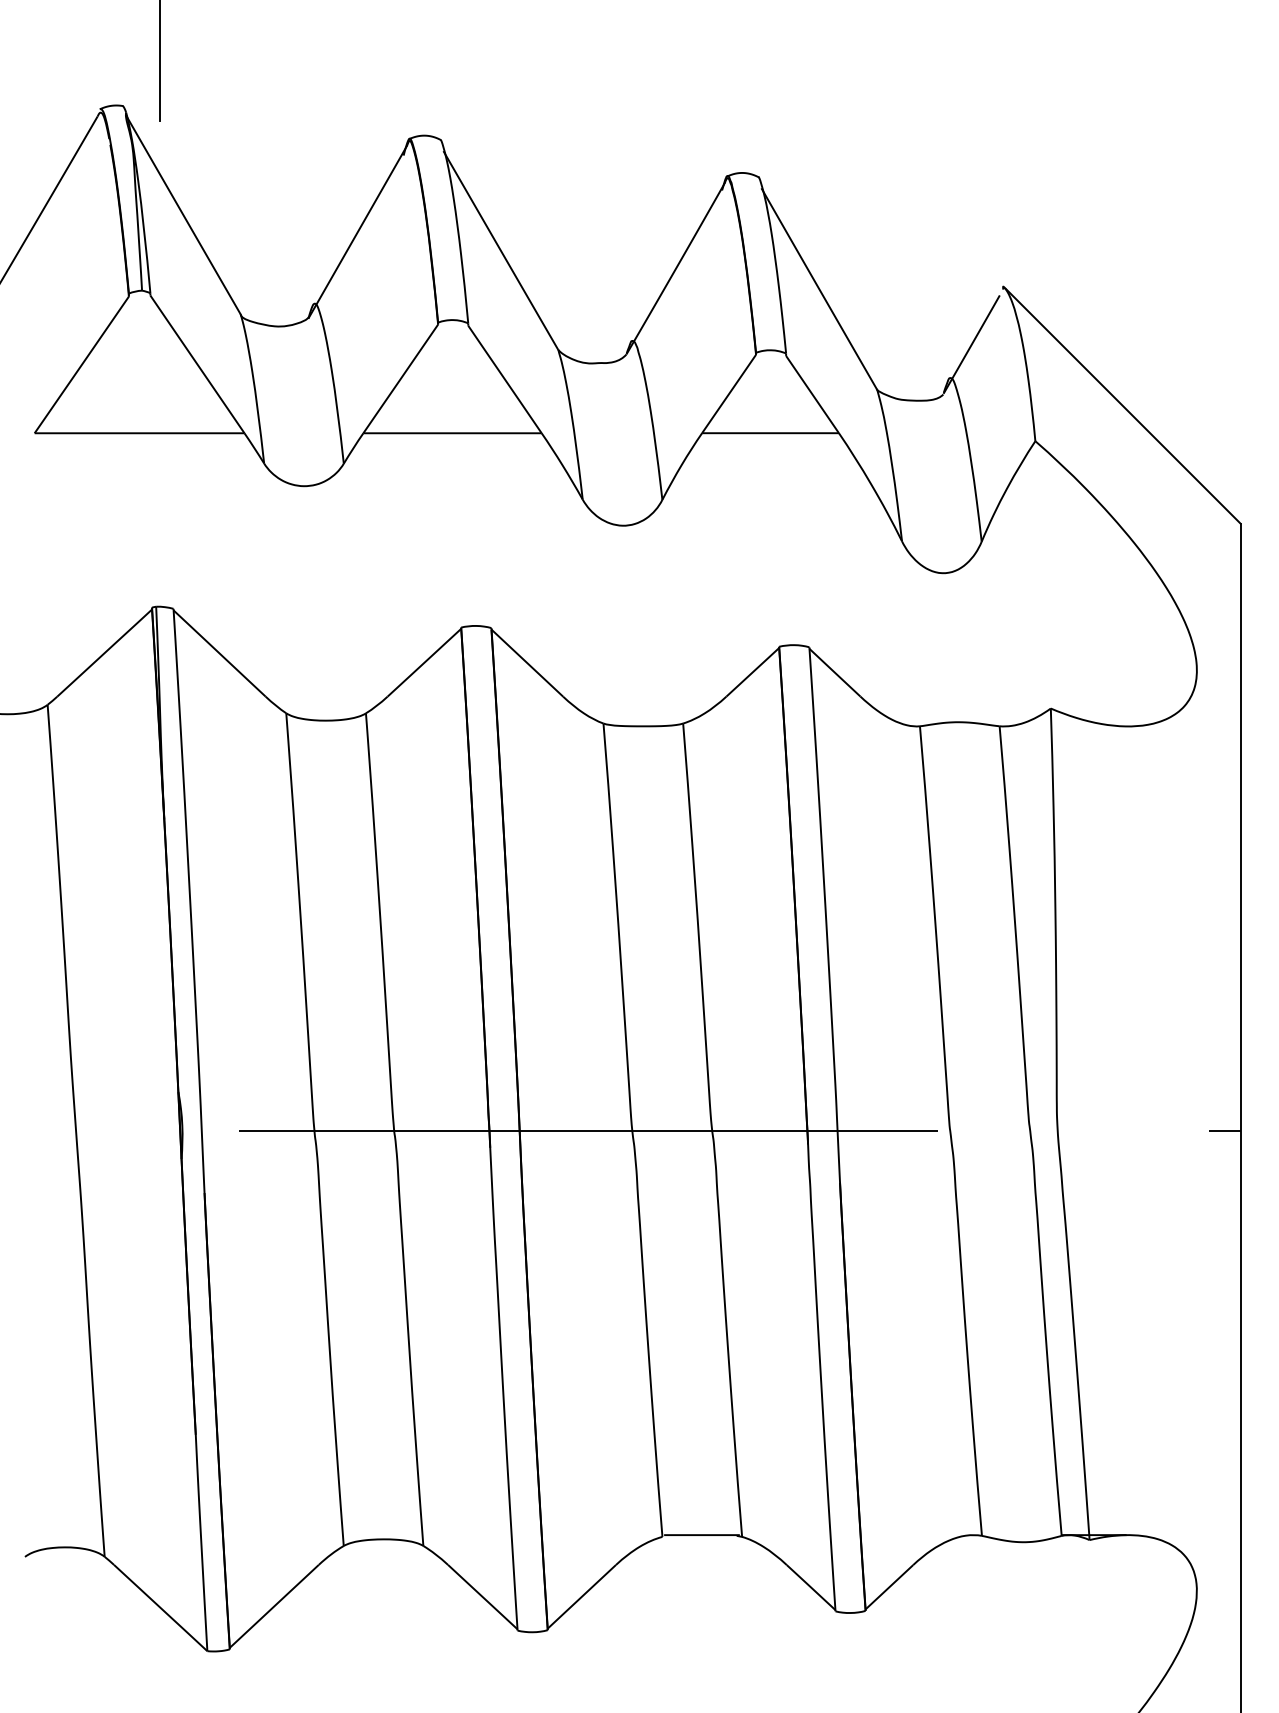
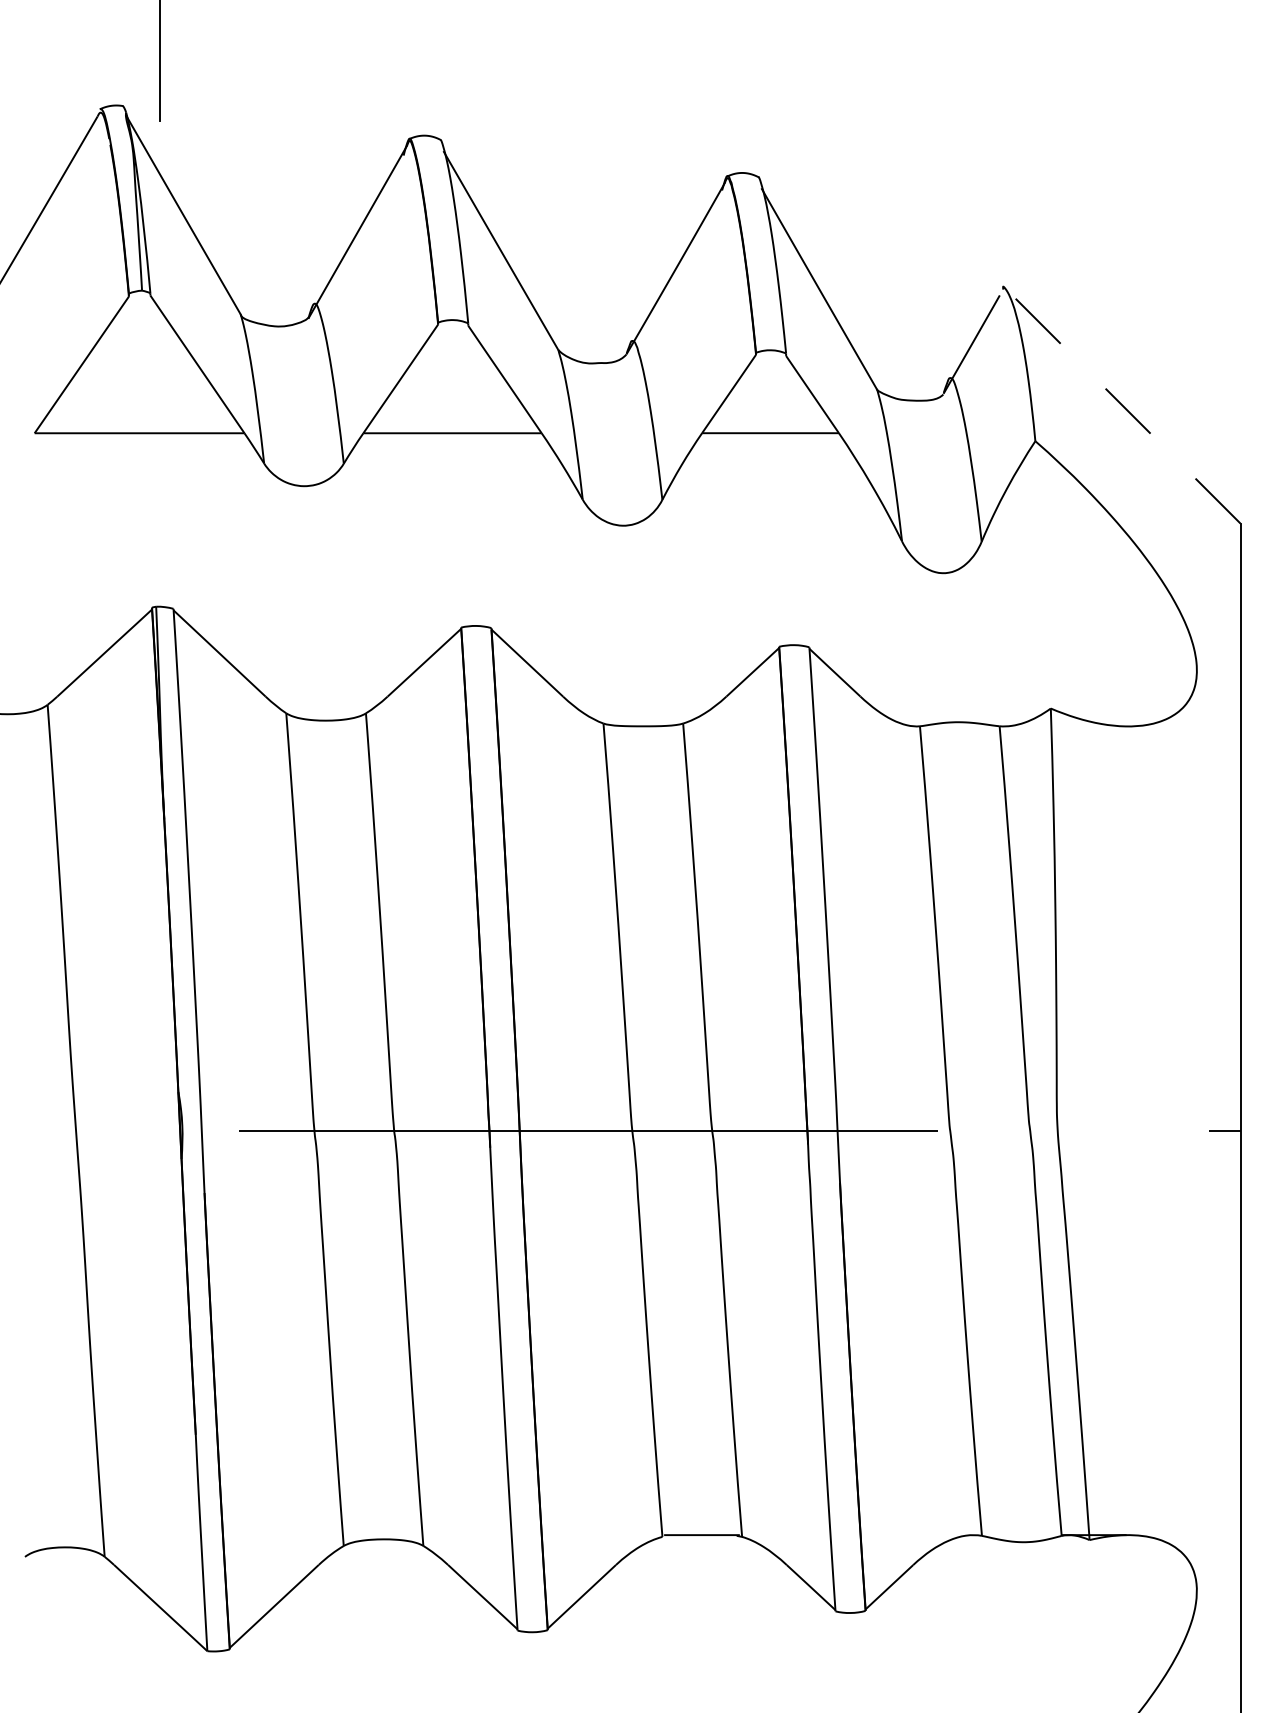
line: solid -> dashed (1122, 405)
